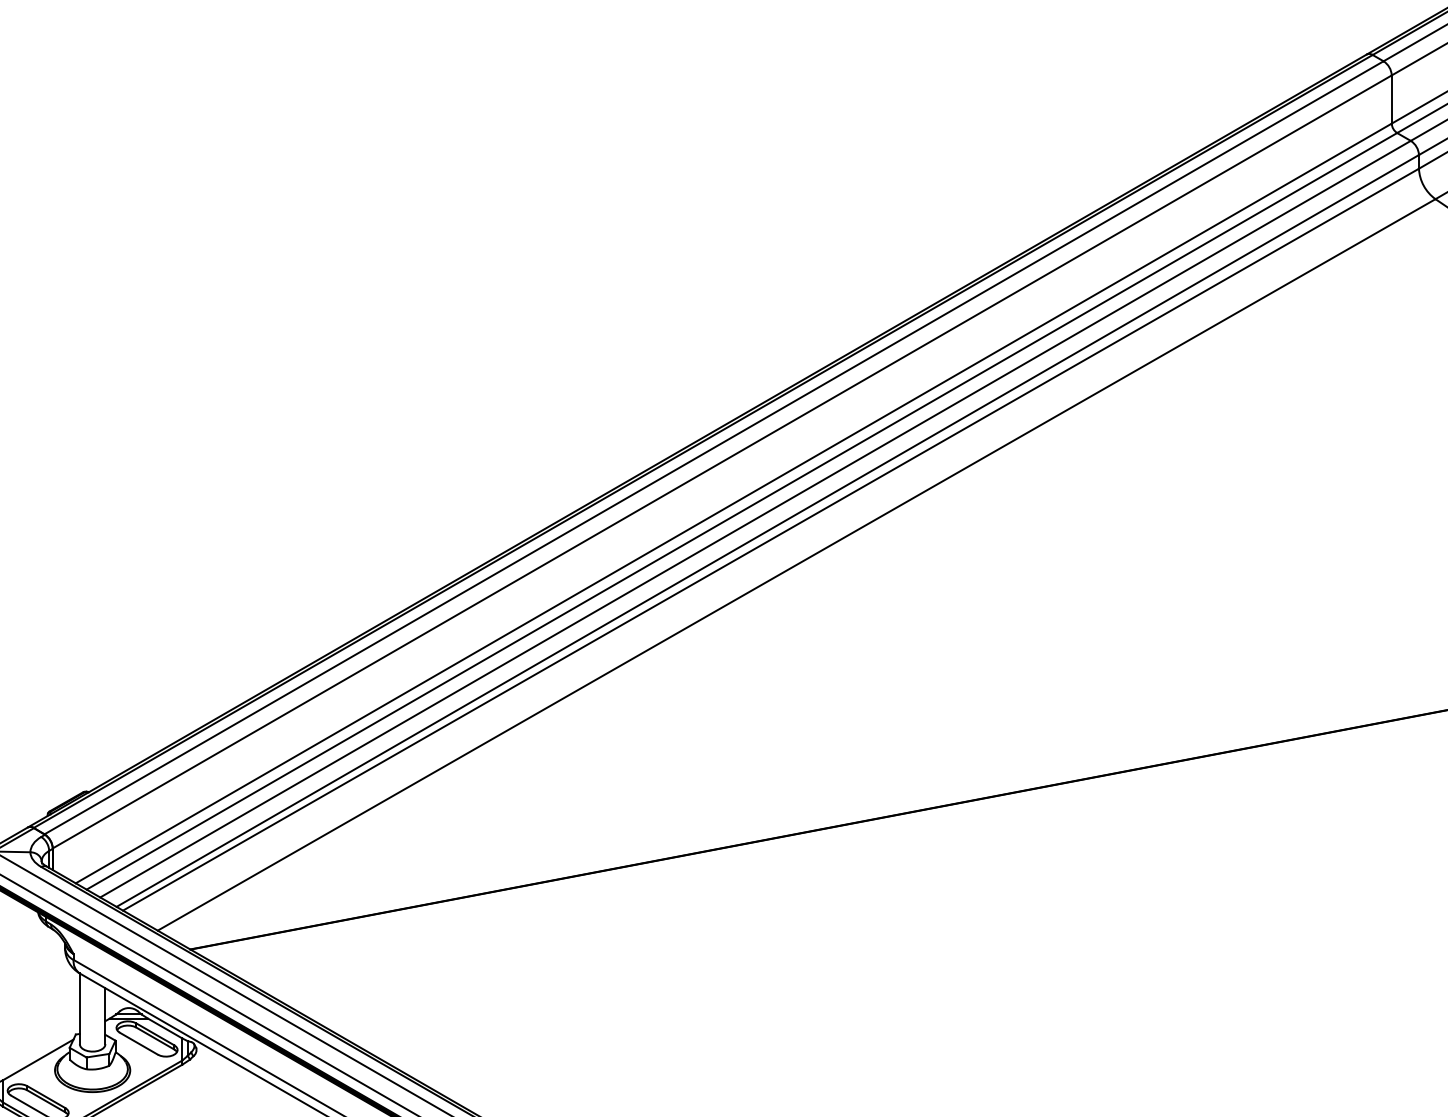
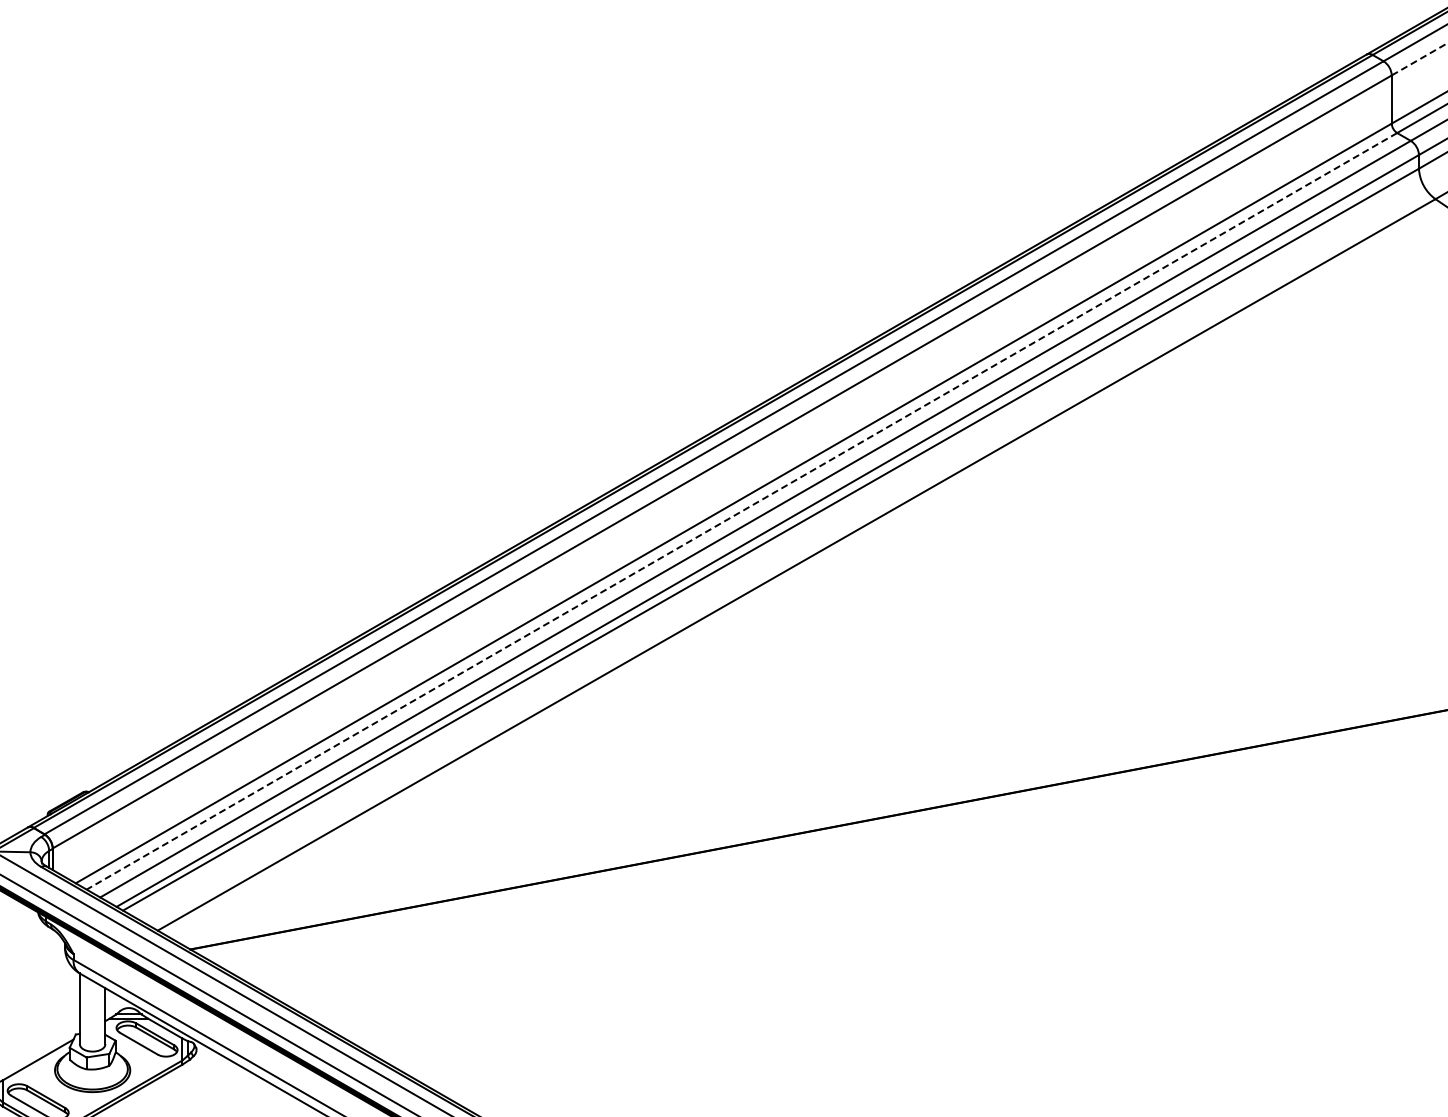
line: solid -> dashed (1419, 59)
line: solid -> dashed (741, 511)
